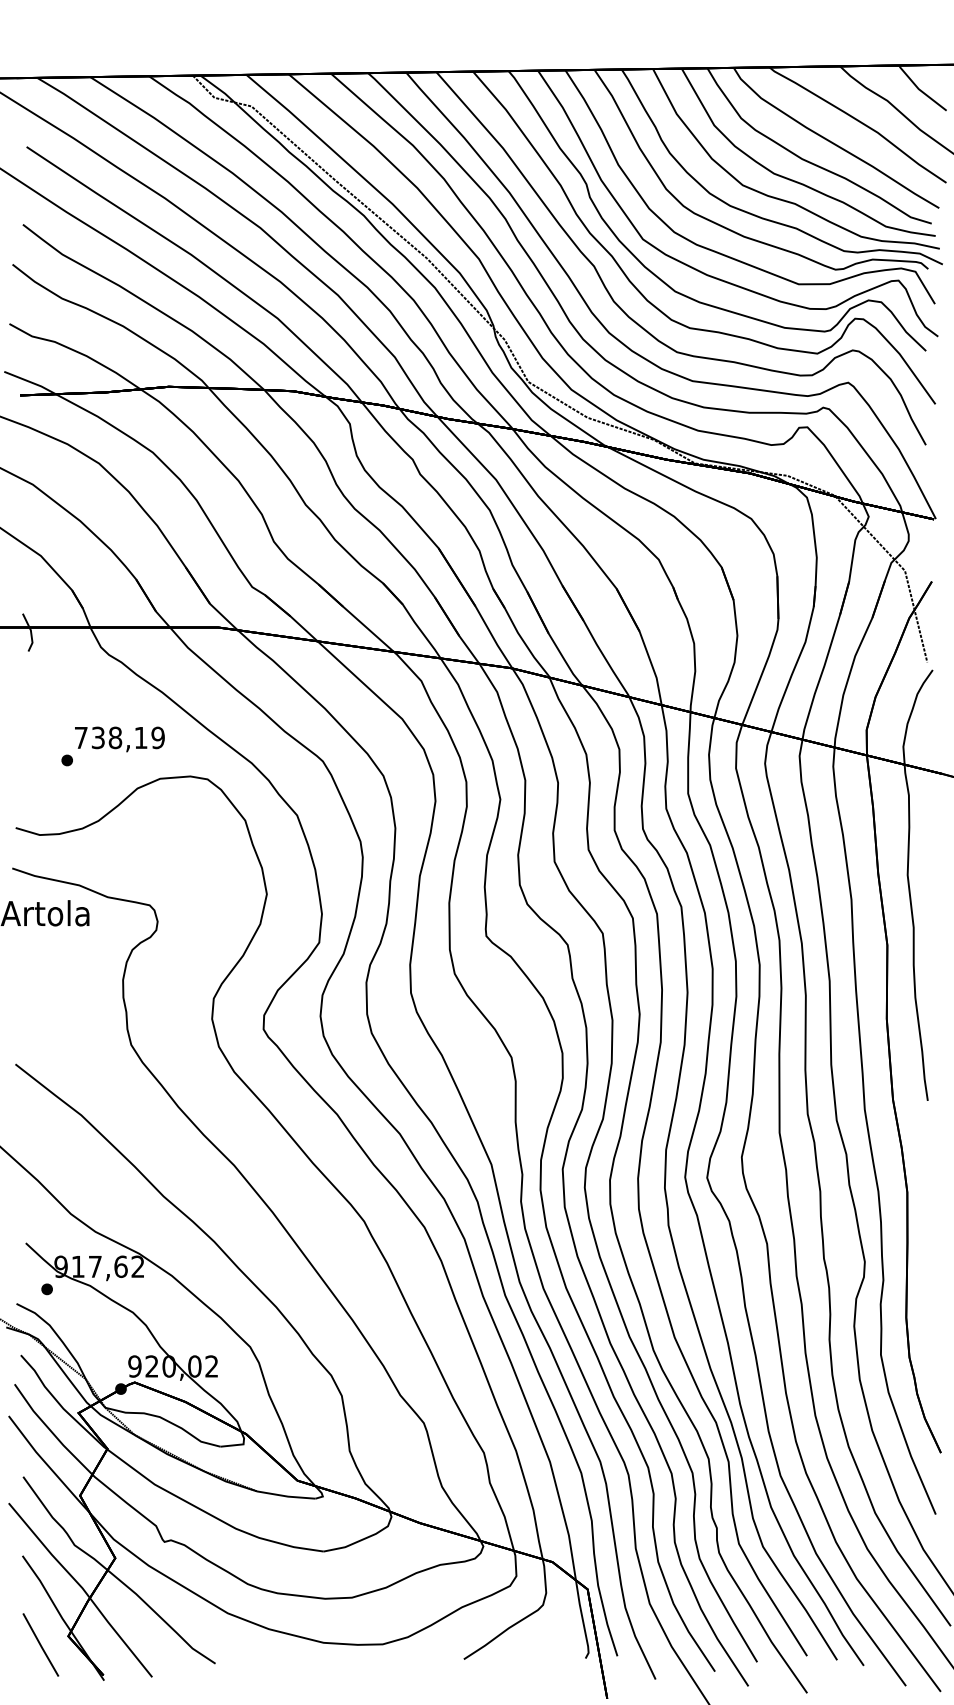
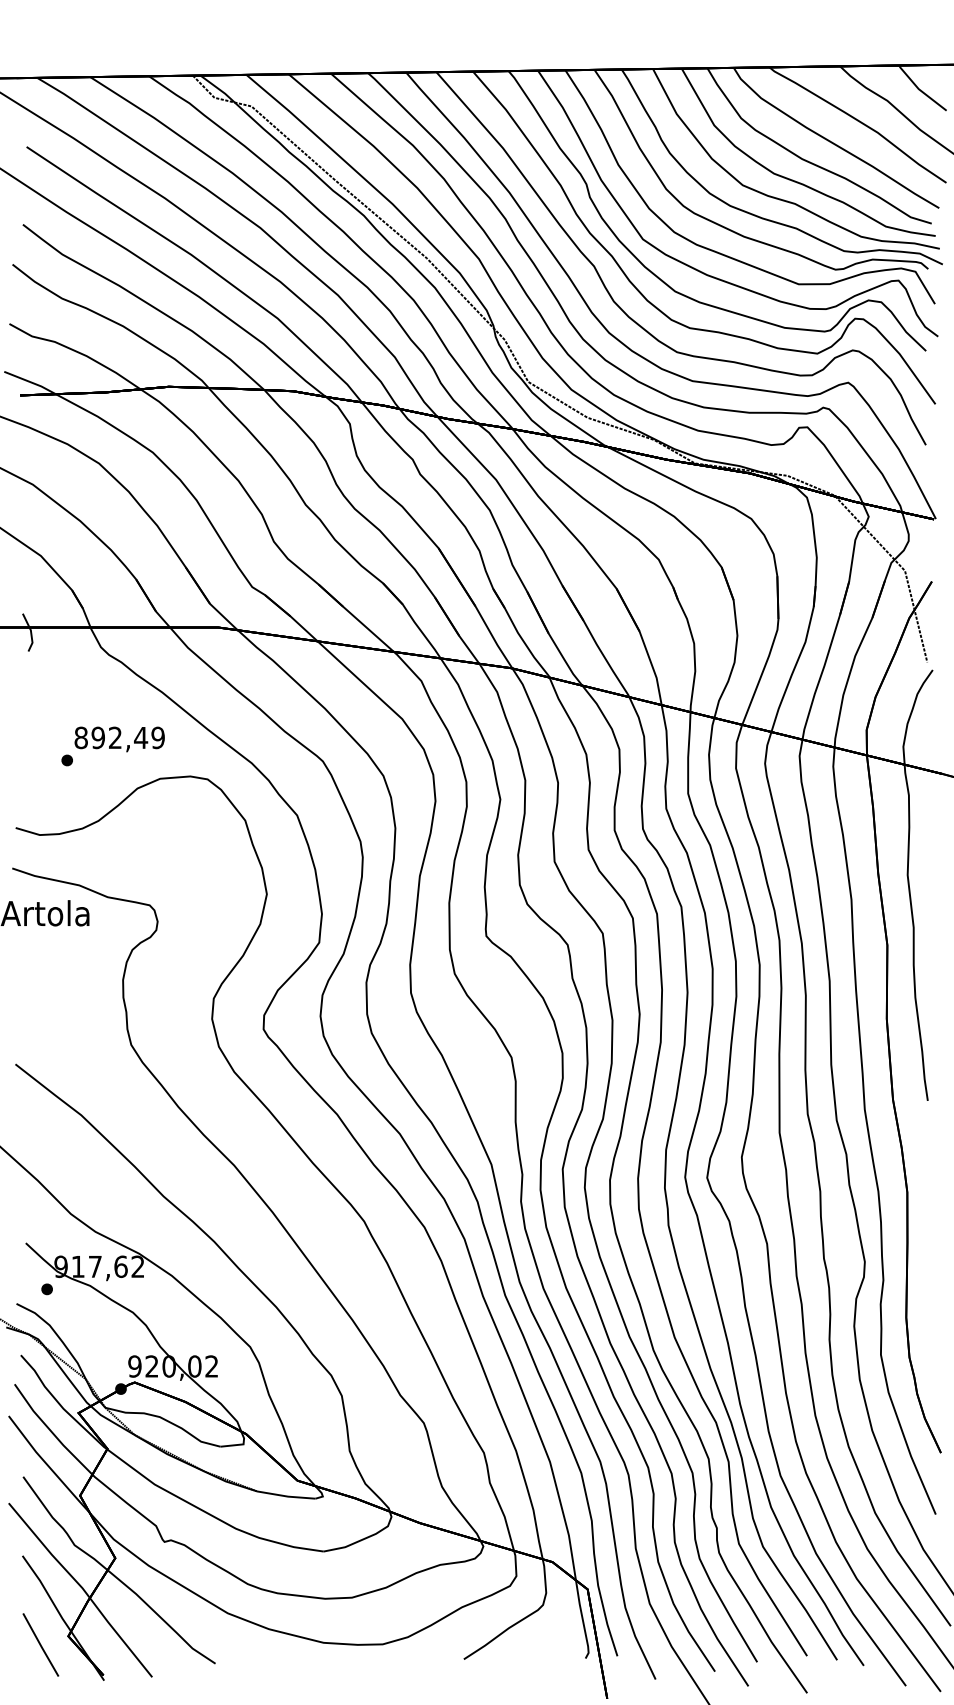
text: 738,19 -> 892,49 (111, 737)
